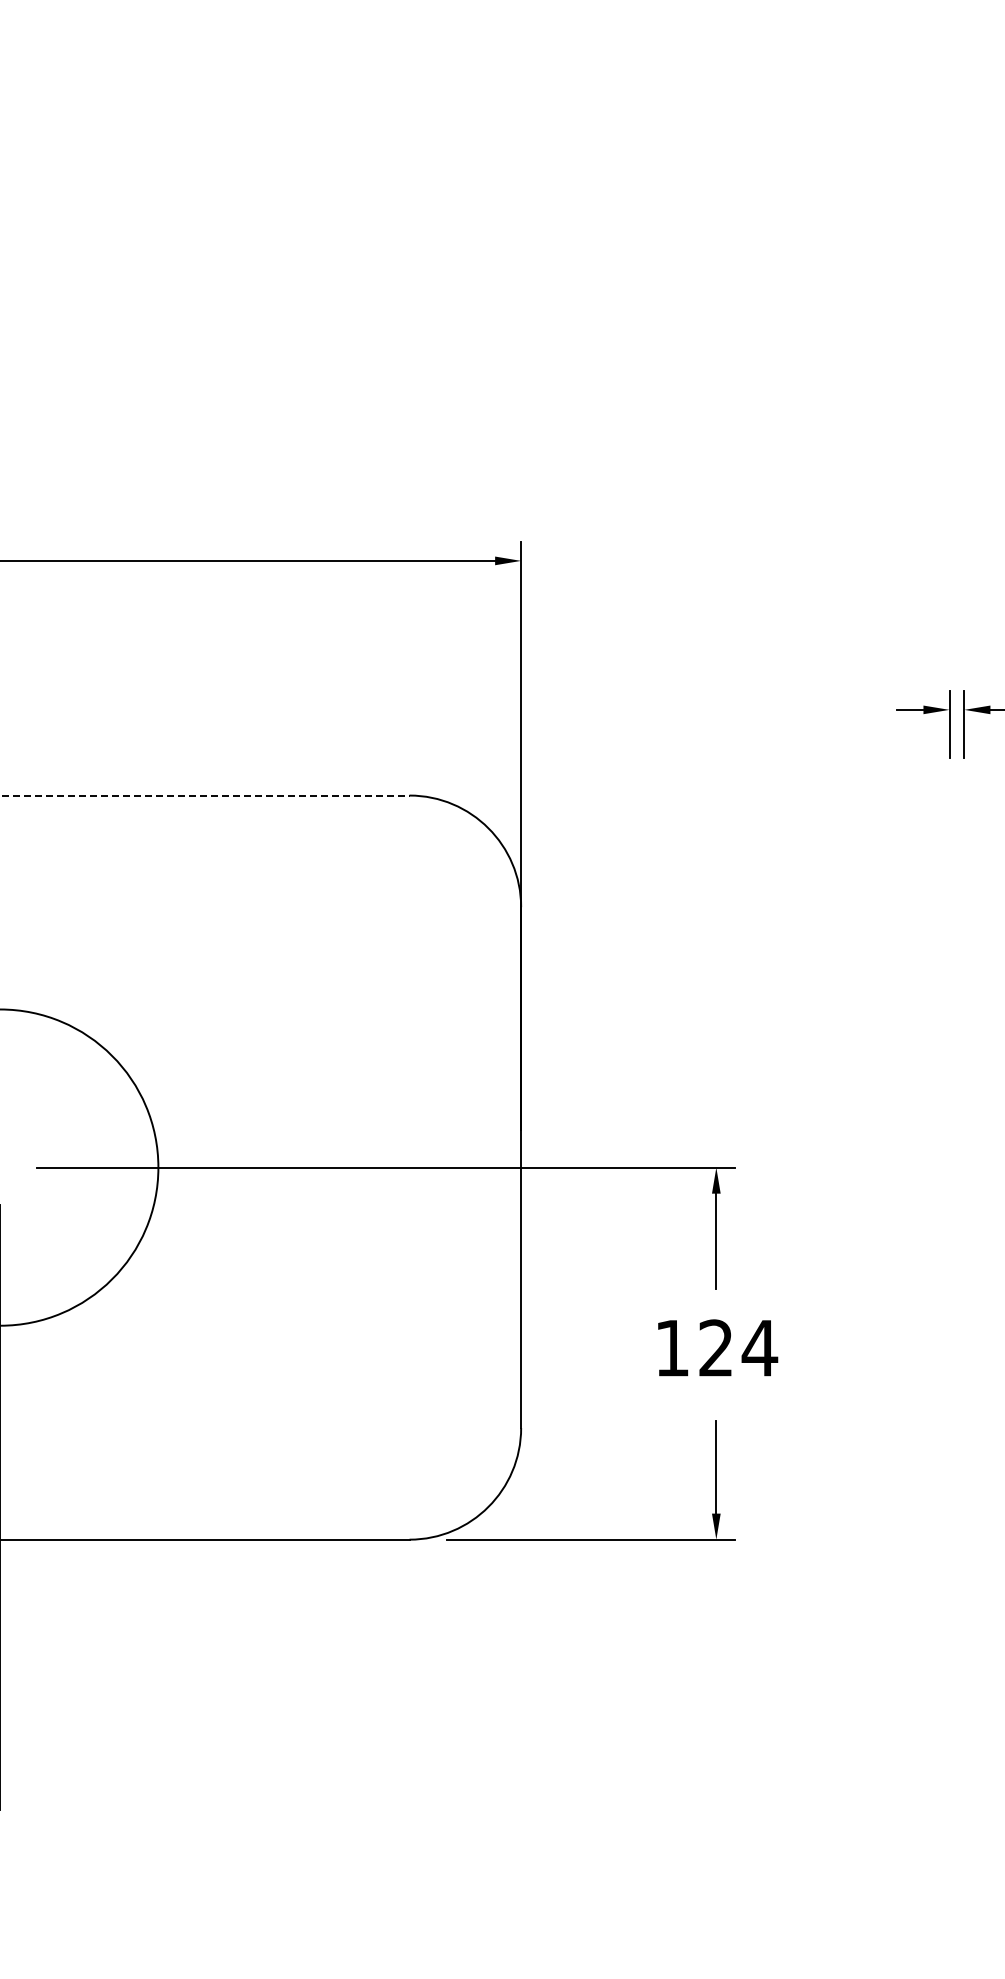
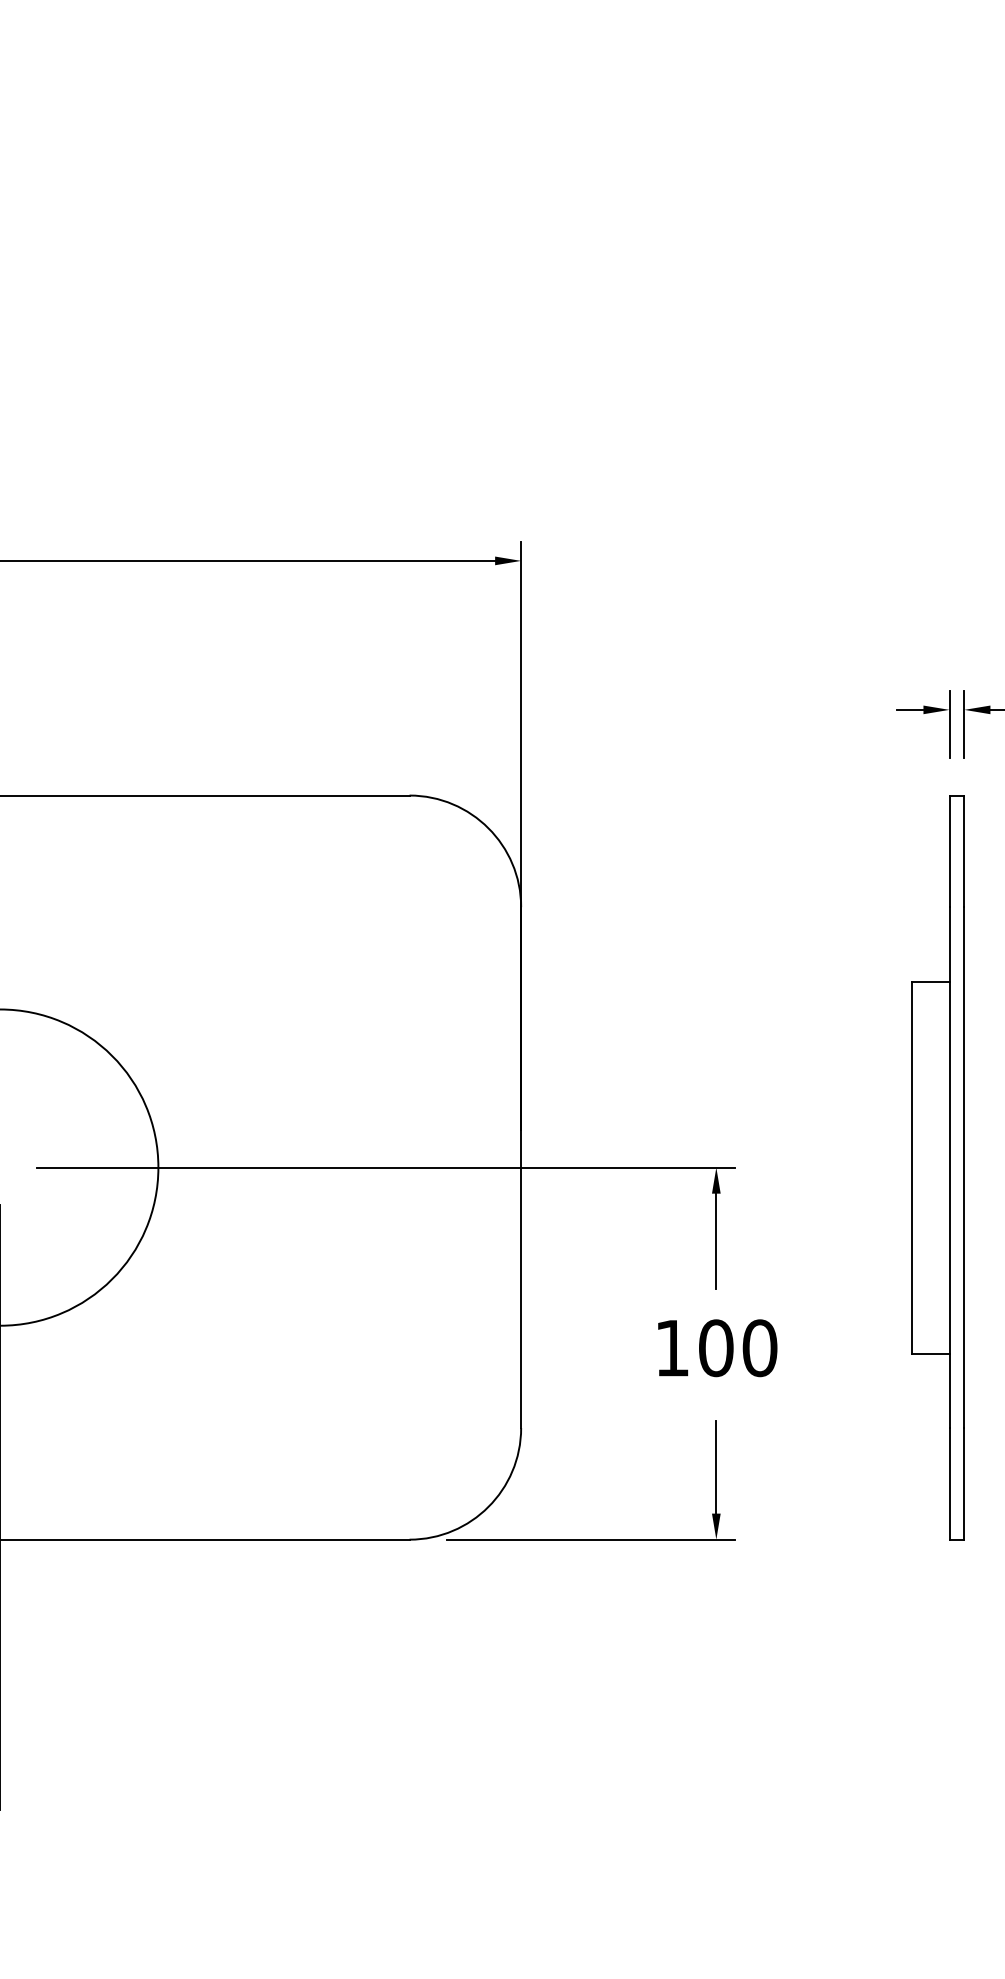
line: dashed -> solid (205, 795)
part: none -> present (937, 1167)
text: 124 -> 100 (738, 1348)
